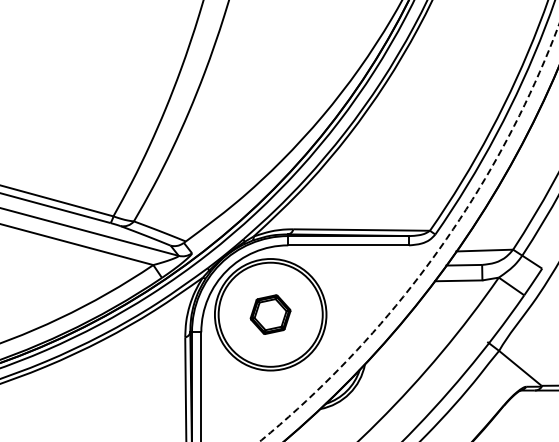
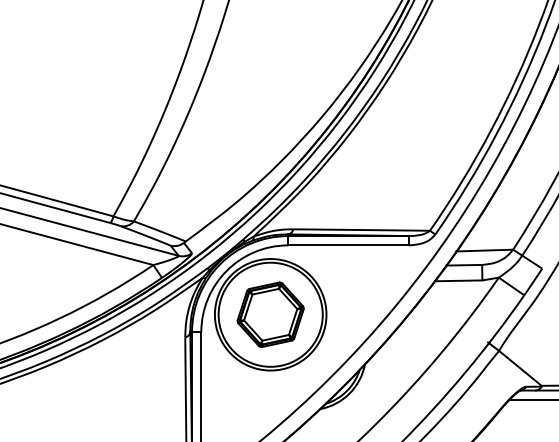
circle: dashed -> solid (409, 232)
part size: 43x41 px -> 69x67 px (270, 314)
line: none -> present (532, 399)
